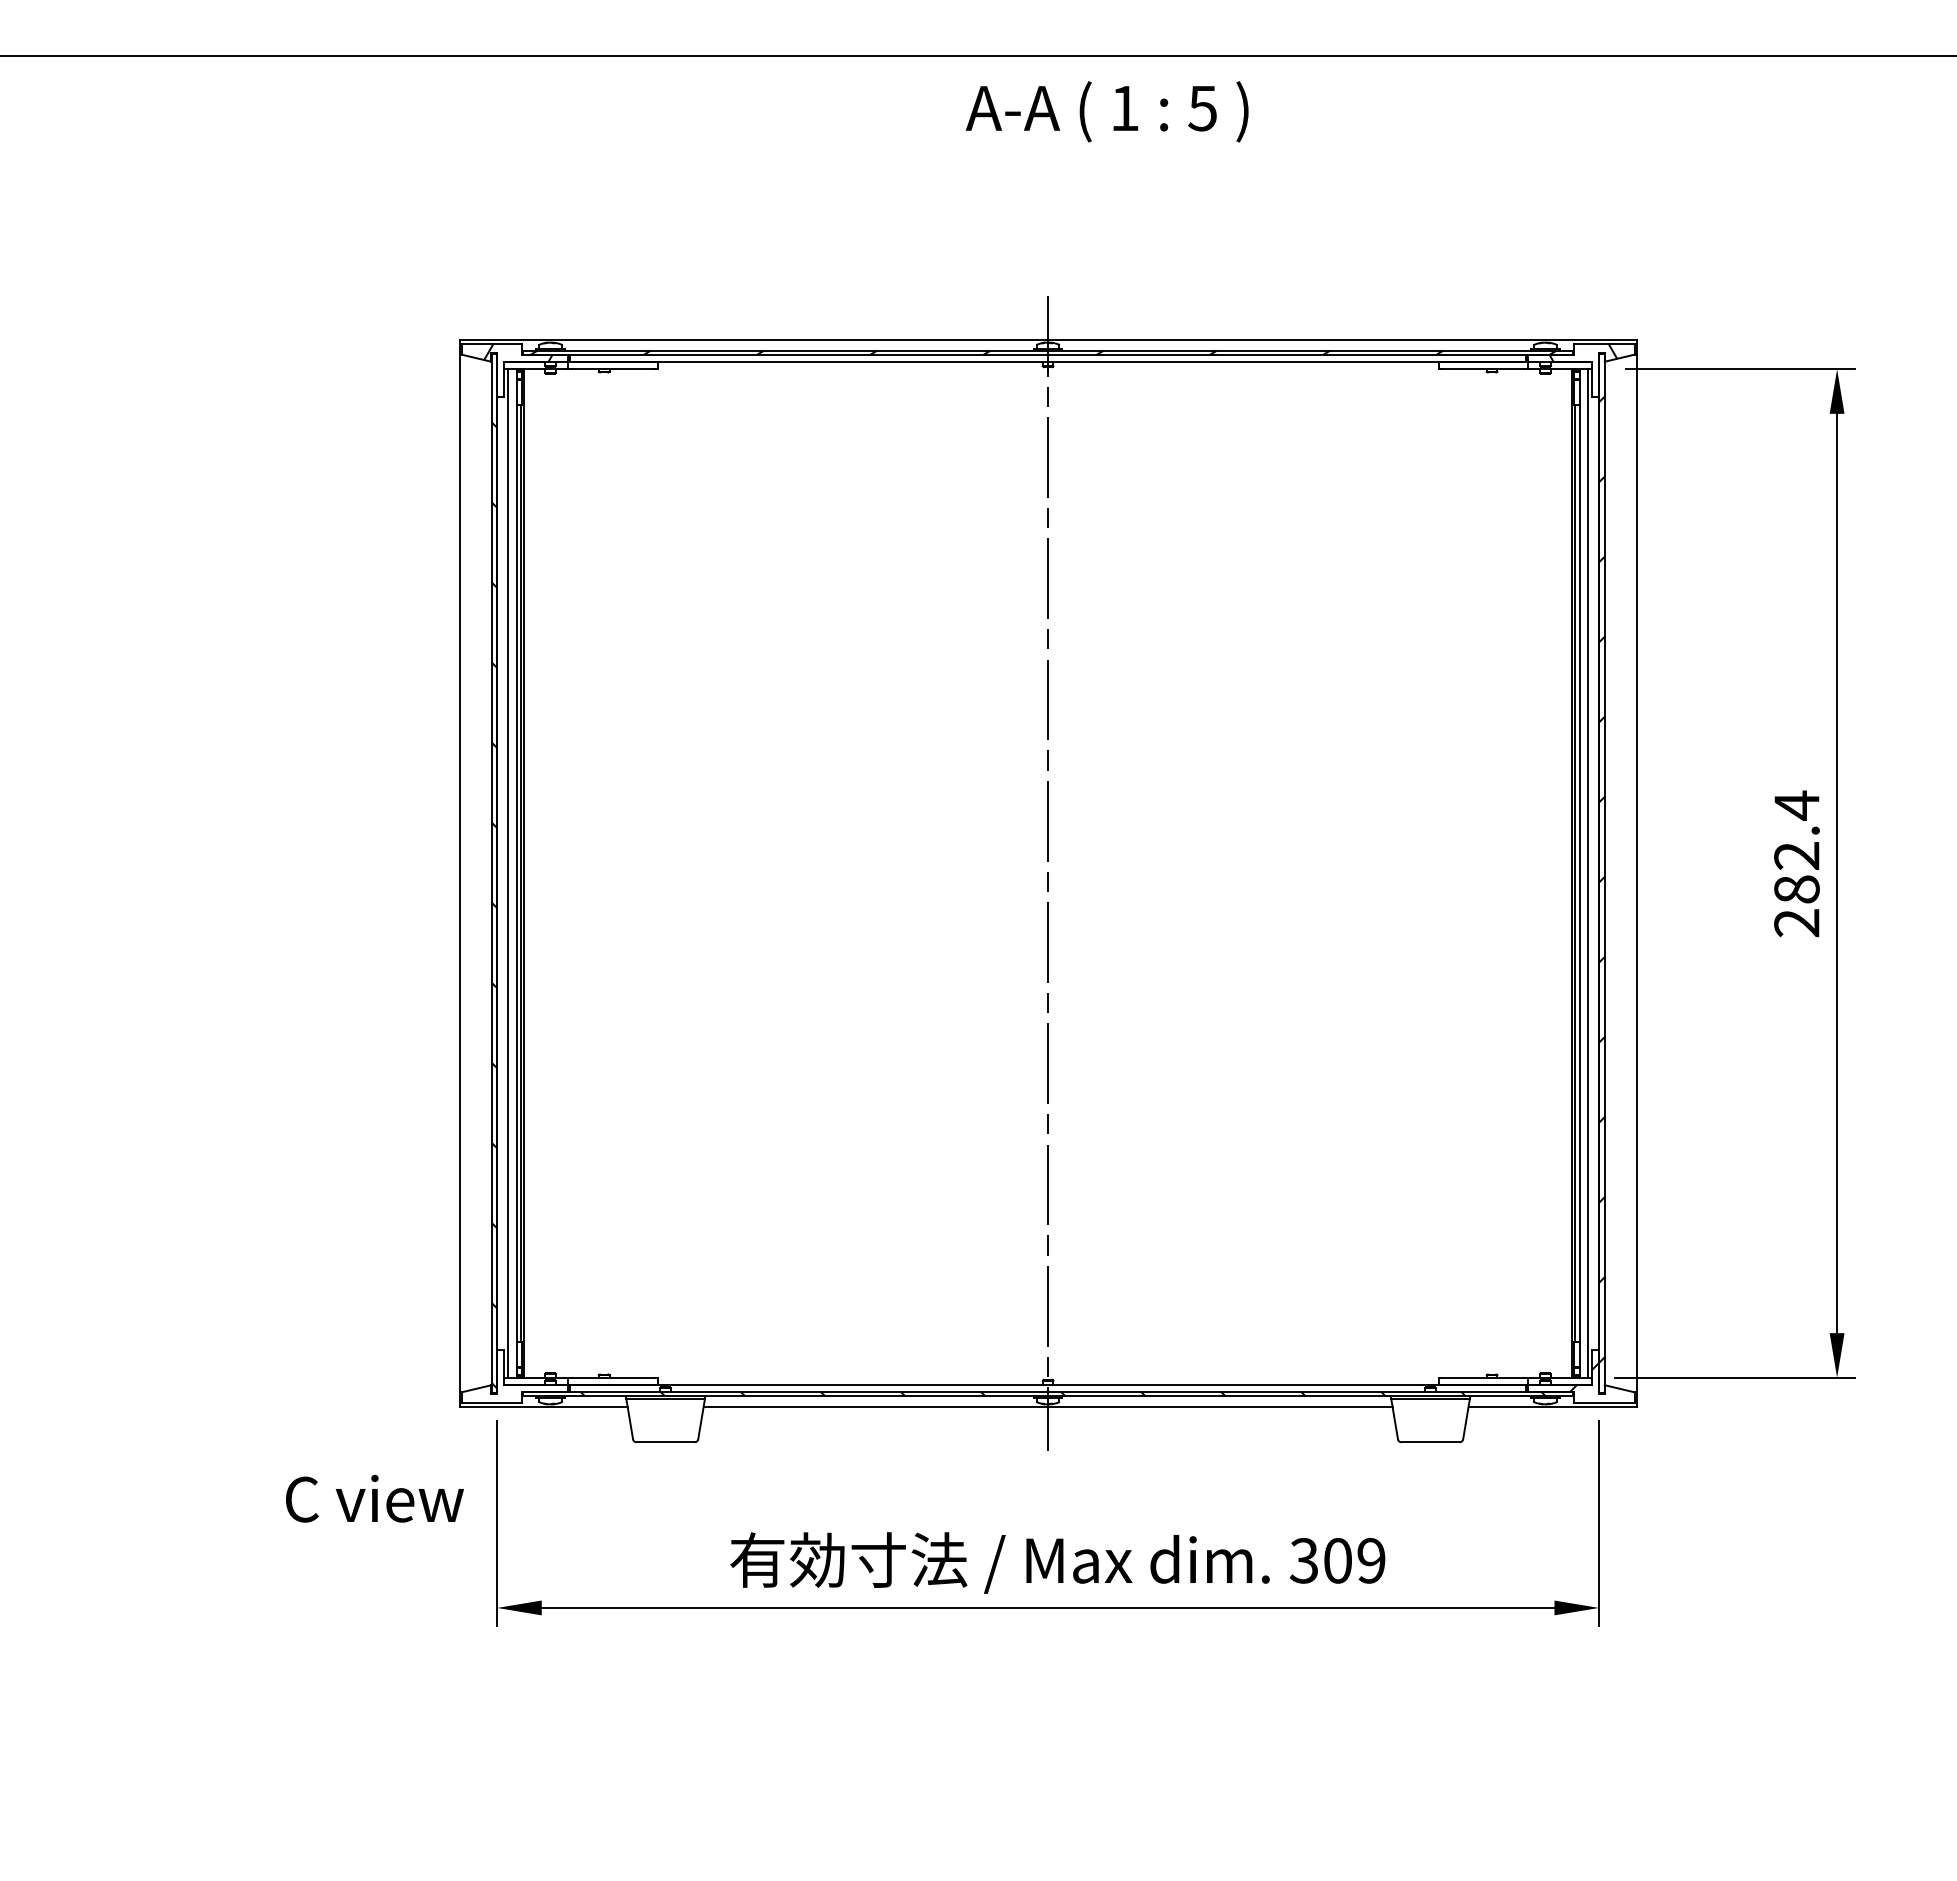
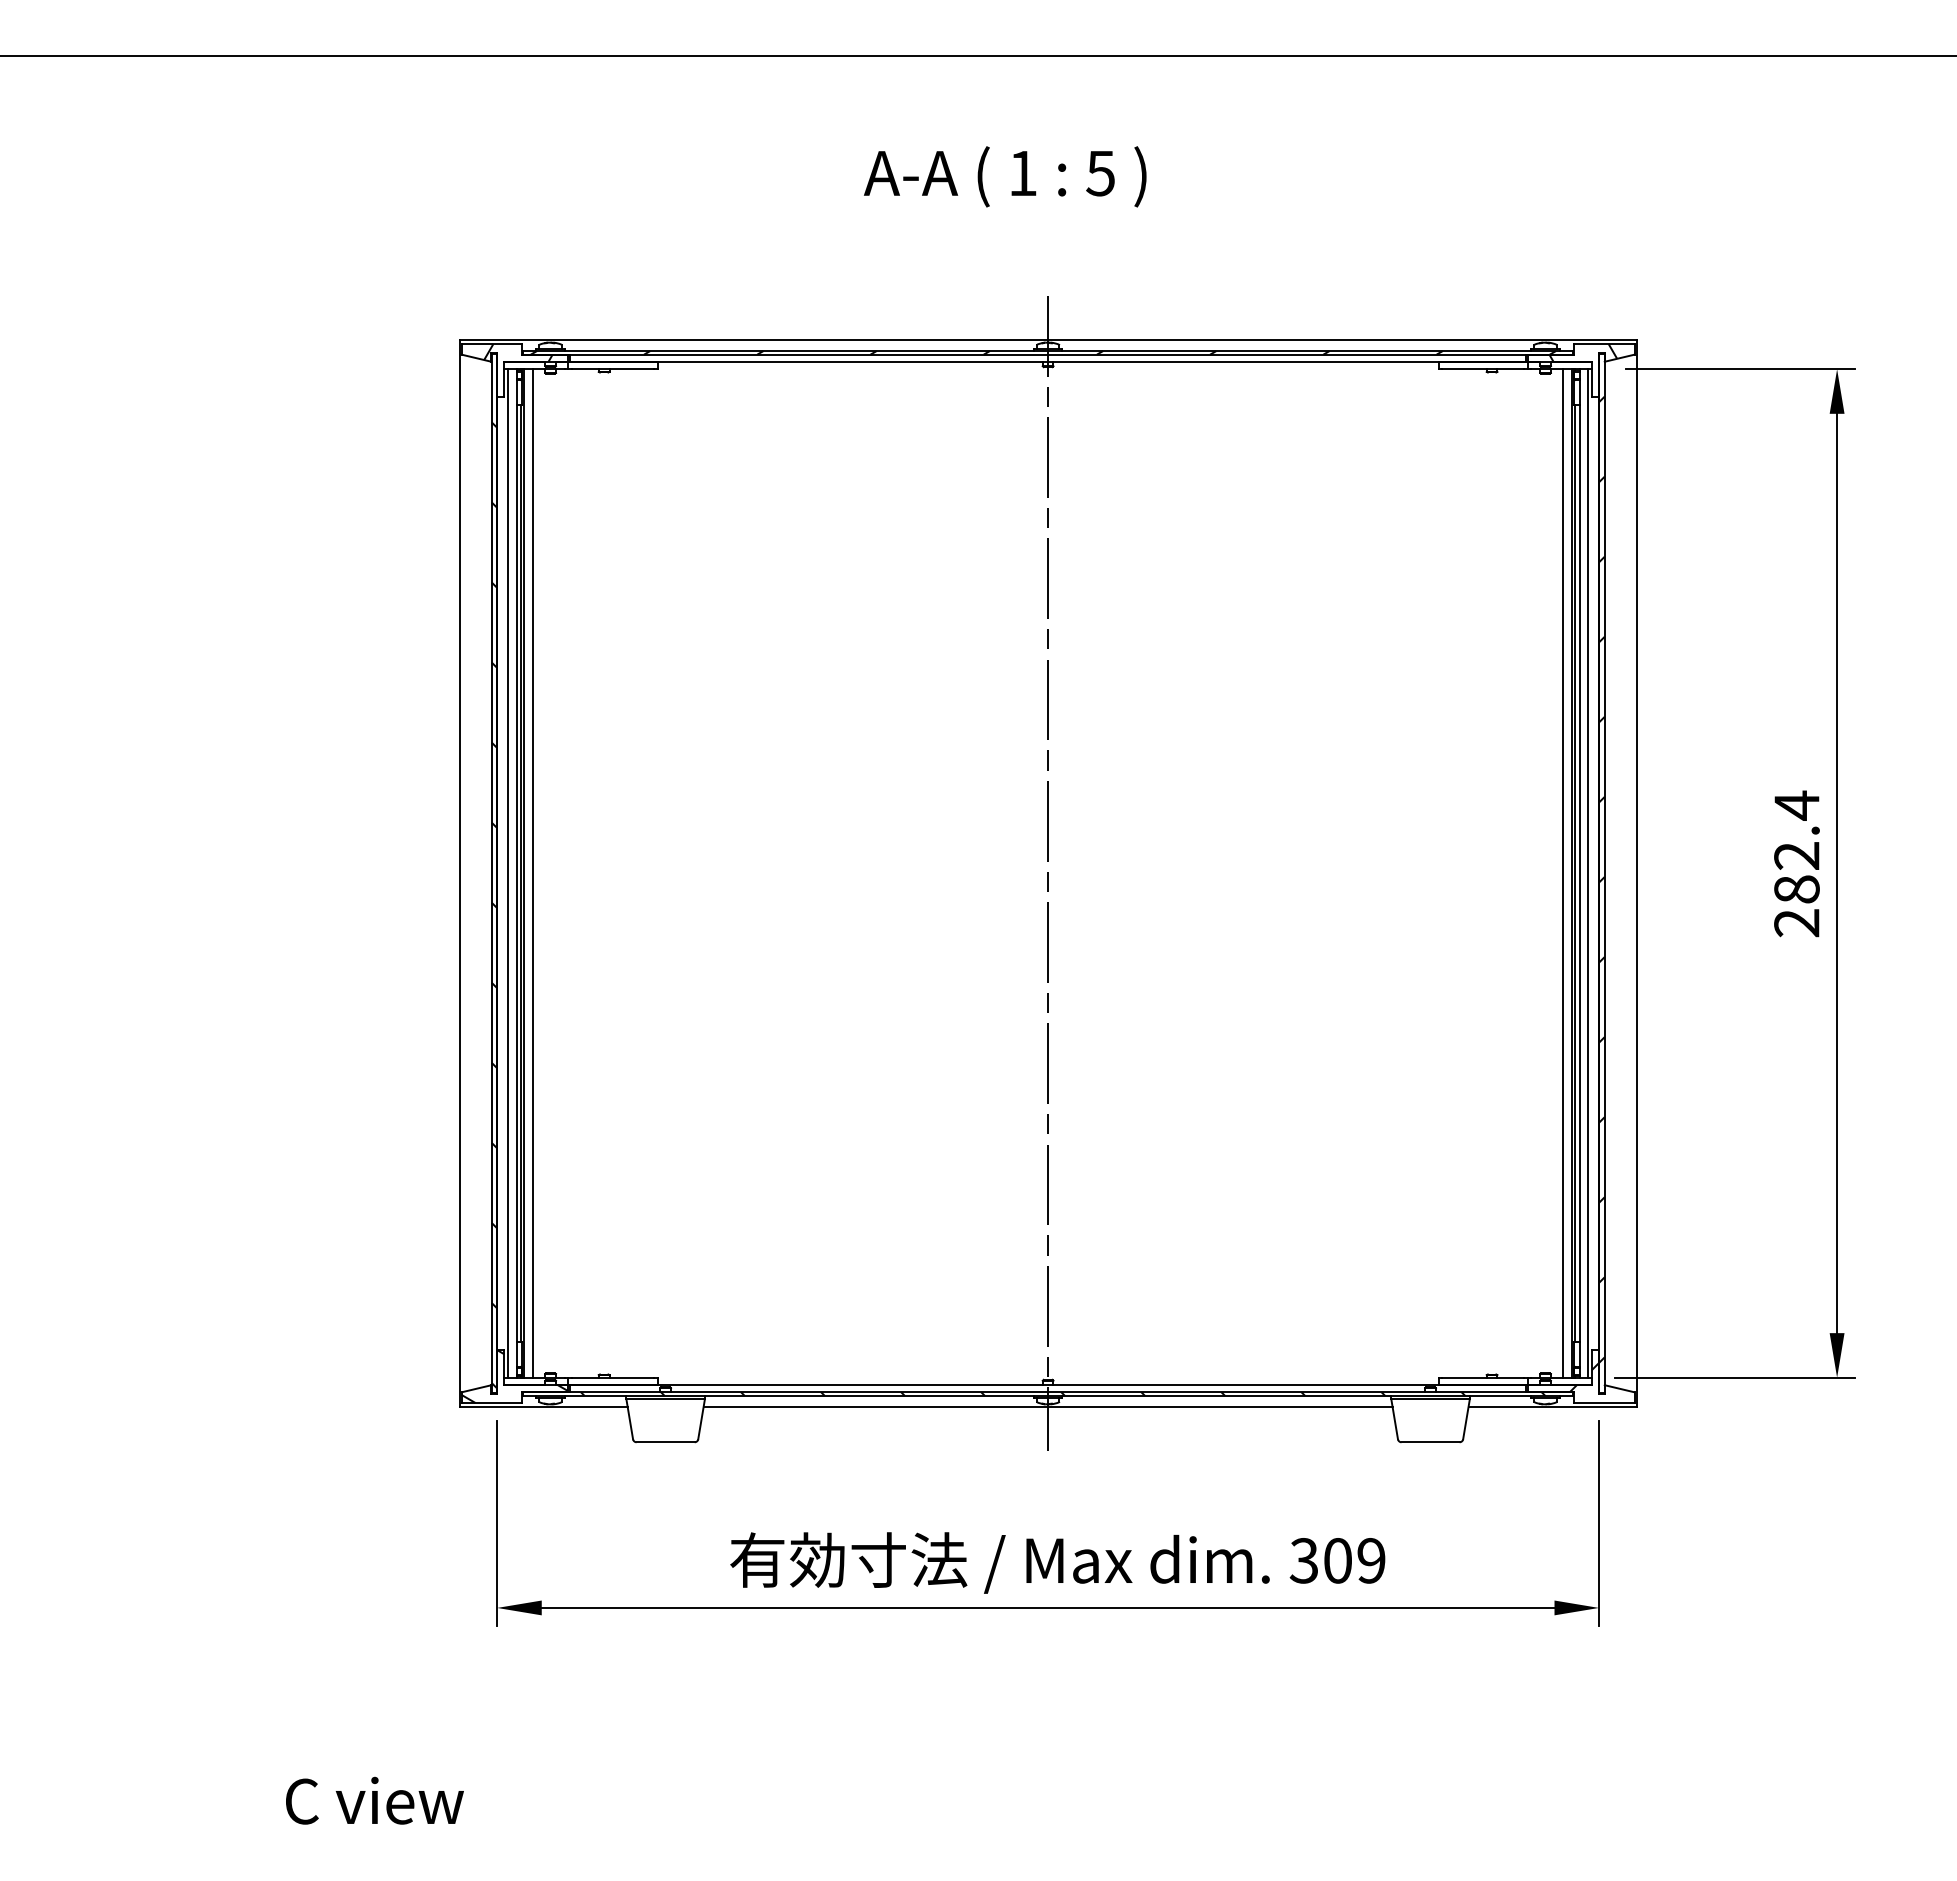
text position: (1107, 111) -> (1005, 176) (1005, 176)
line: none -> present (532, 873)
line: none -> present (1563, 873)
hatch: none -> present (514, 1376)
text position: (374, 1498) -> (374, 1800) (374, 1800)
